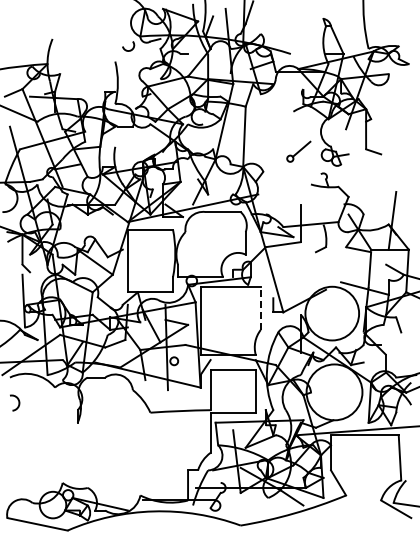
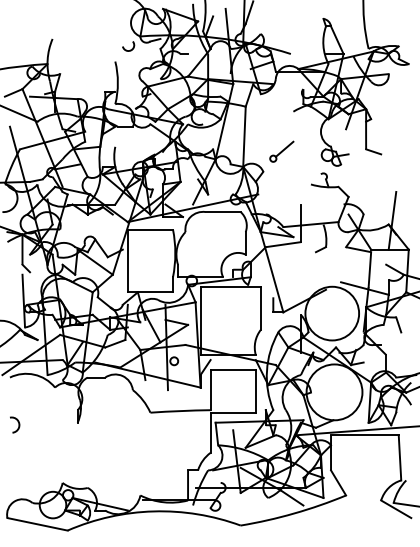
part position: (298, 151) -> (281, 151) (281, 151)
line: dashed -> solid (260, 308)
arc position: (17, 400) -> (17, 422) (17, 422)
